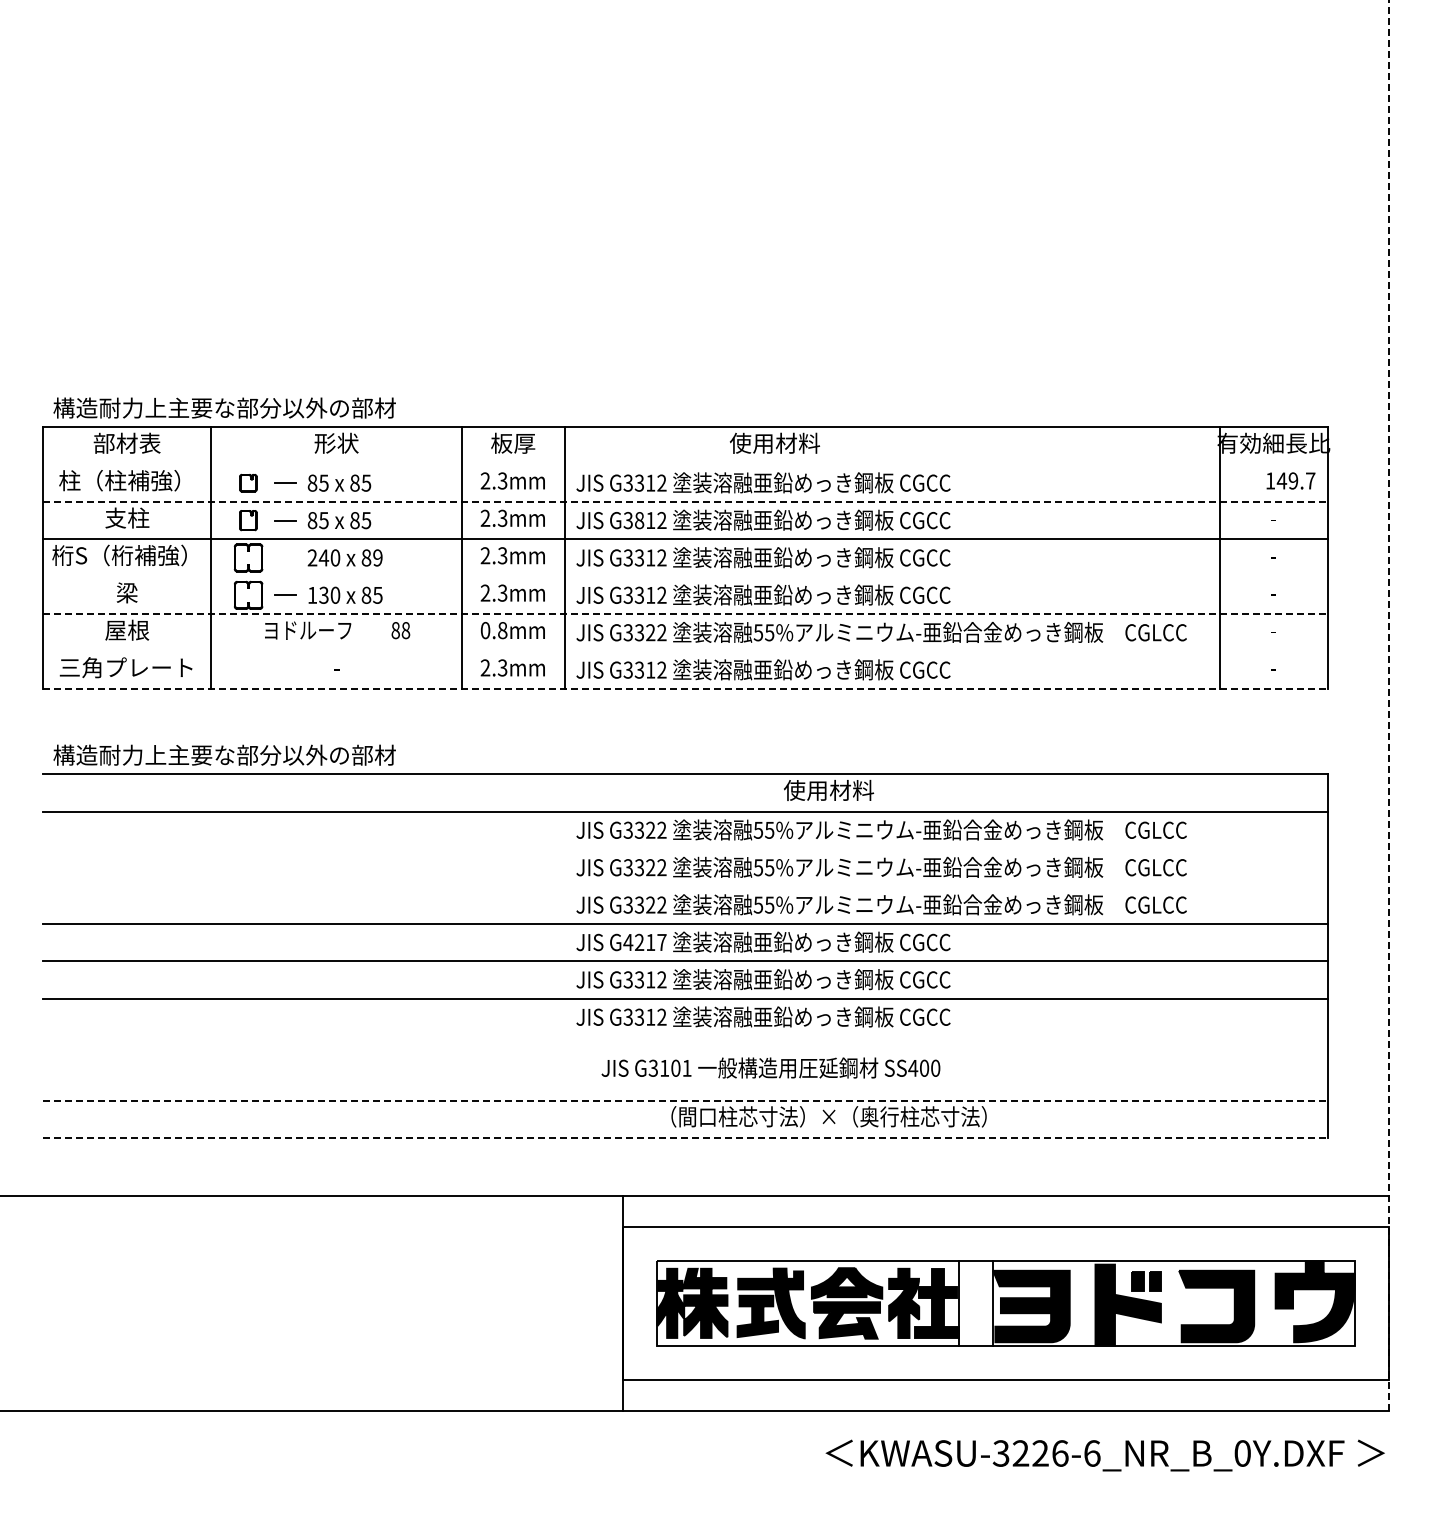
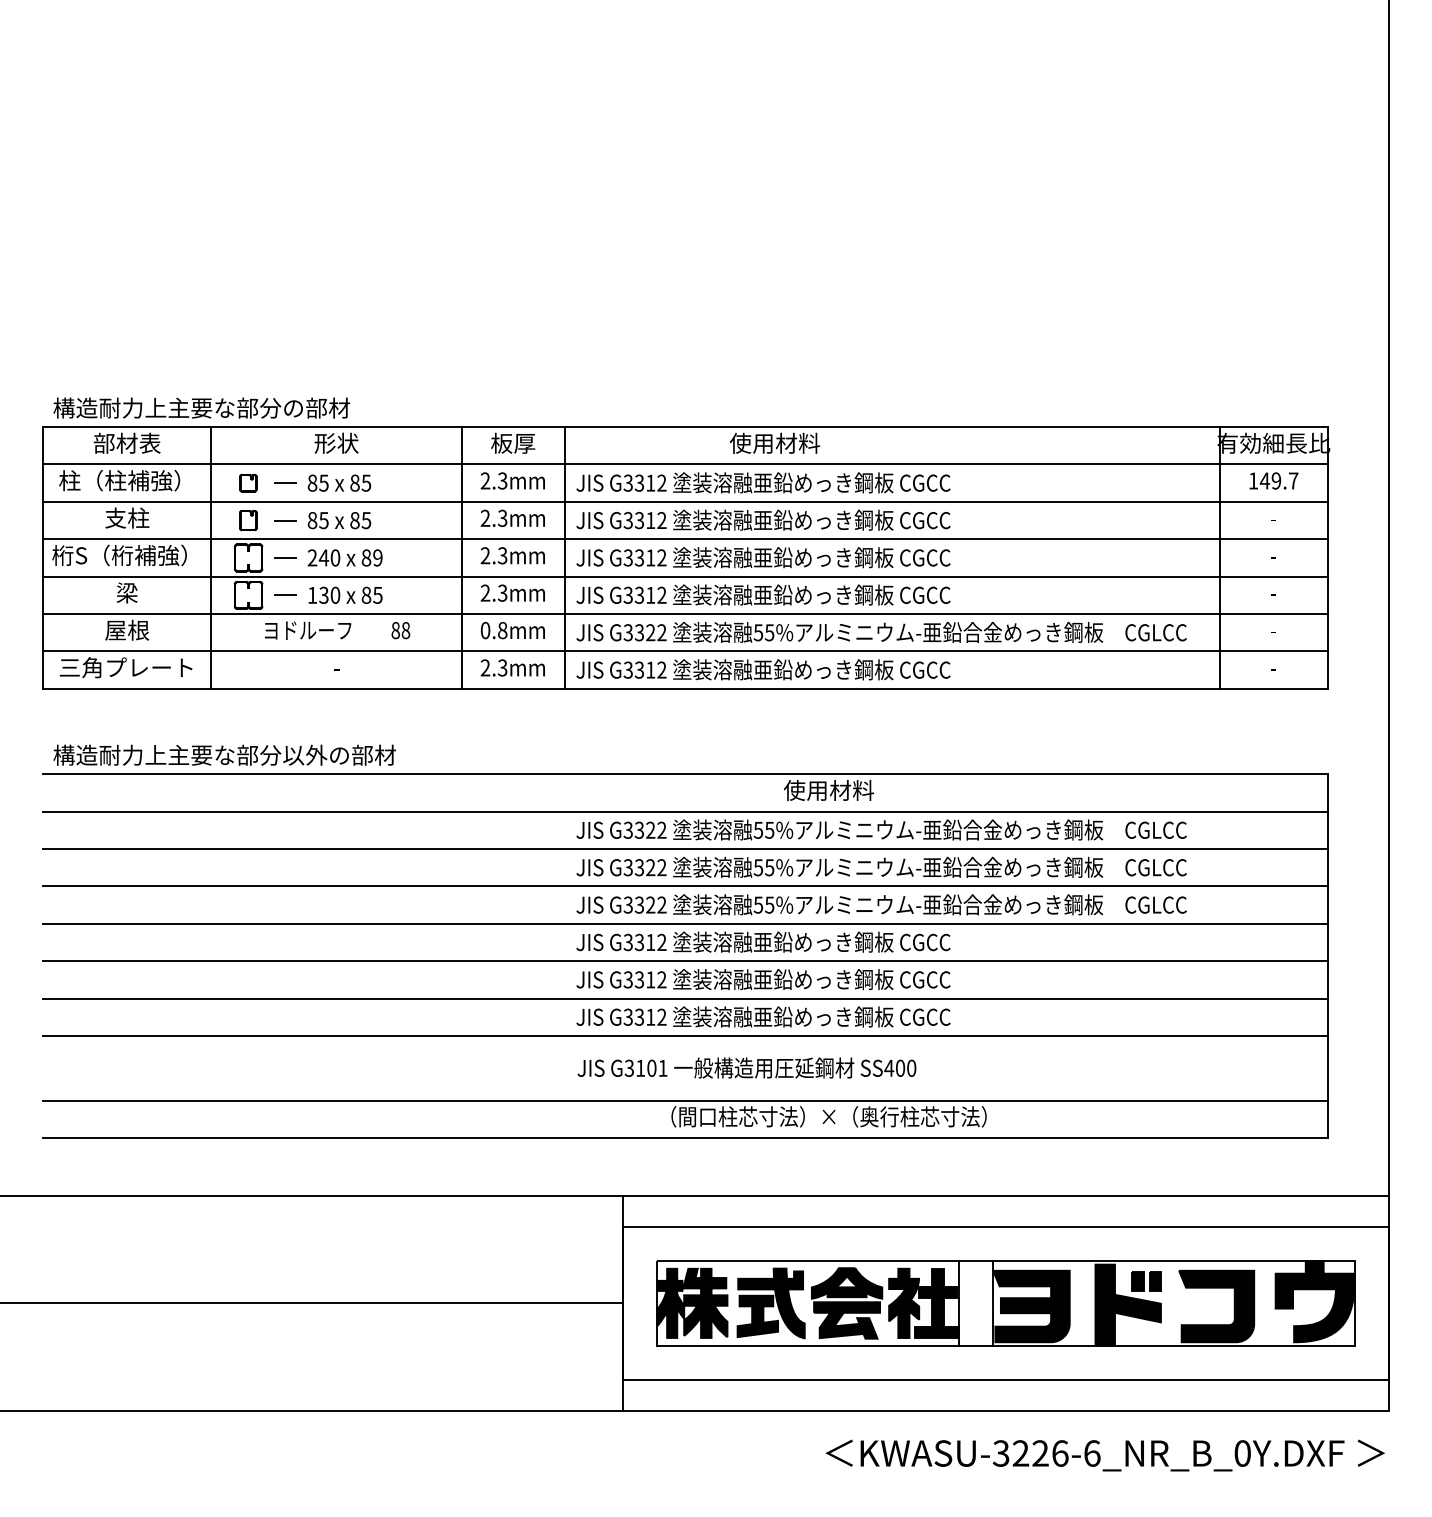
text: 構造耐力上主要な部分以外の部材 -> 構造耐力上主要な部分の部材 (339, 407)
line: none -> present (685, 464)
text position: (1290, 480) -> (1273, 480) (1273, 480)
line: dashed -> solid (685, 501)
text: G3812 -> G3312 (639, 520)
line: none -> present (285, 557)
line: none -> present (685, 576)
line: dashed -> solid (685, 614)
line: none -> present (685, 651)
line: dashed -> solid (685, 688)
line: dashed -> solid (1388, 705)
line: none -> present (685, 849)
line: none -> present (685, 886)
text: G4217 -> G3312 (644, 942)
line: none -> present (685, 1036)
text position: (770, 1067) -> (746, 1067) (746, 1067)
line: dashed -> solid (685, 1100)
line: dashed -> solid (685, 1138)
line: none -> present (312, 1303)
